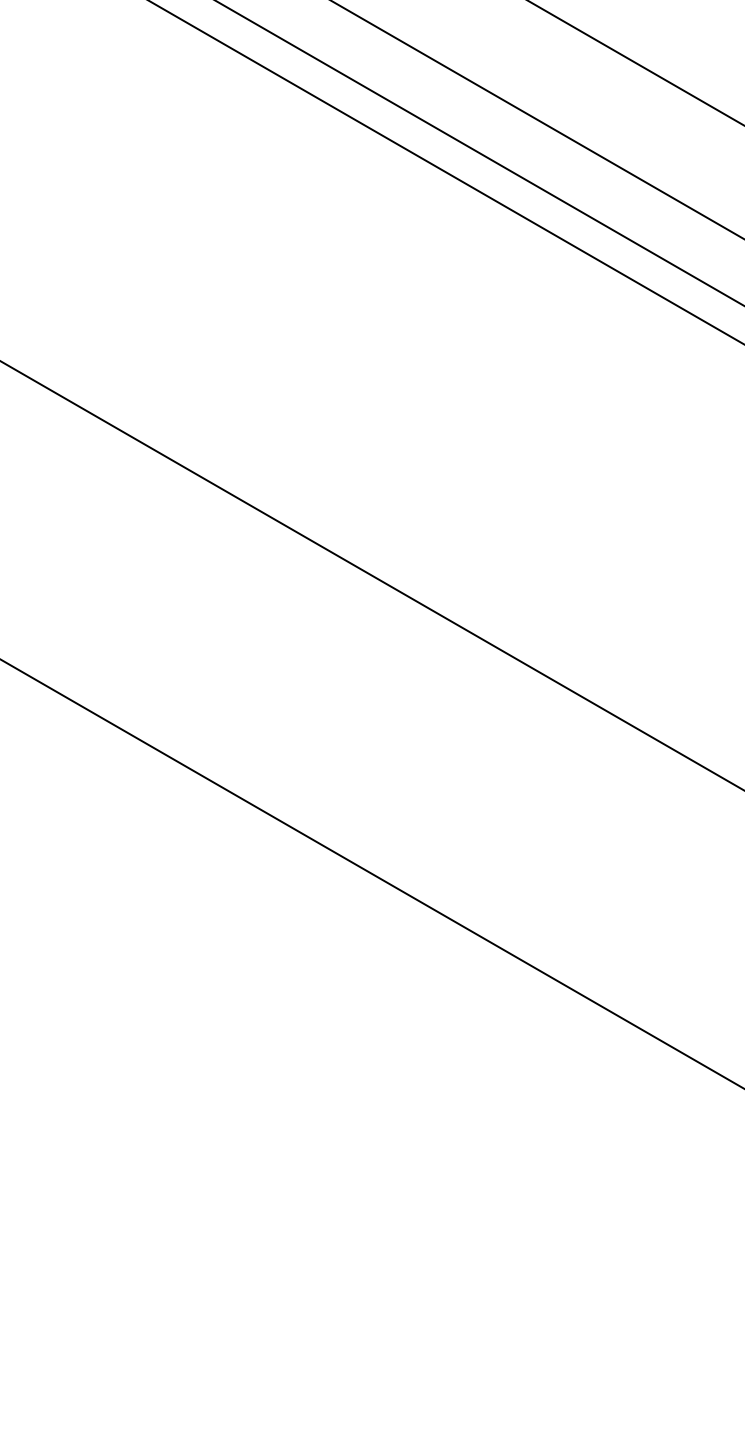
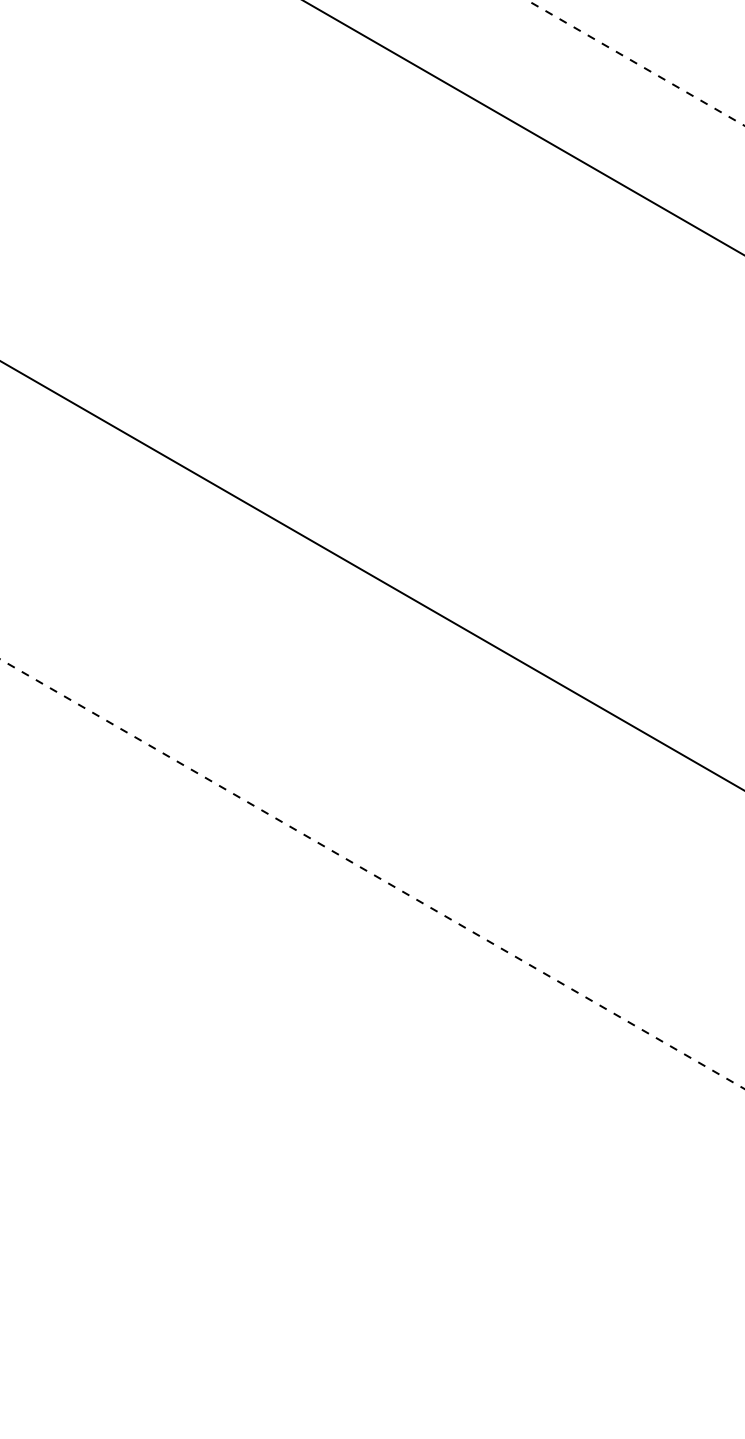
line: solid -> dashed (636, 63)
line position: (537, 119) -> (523, 127) (523, 127)
line: present -> none (479, 153)
line: present -> none (446, 172)
line: solid -> dashed (372, 874)
